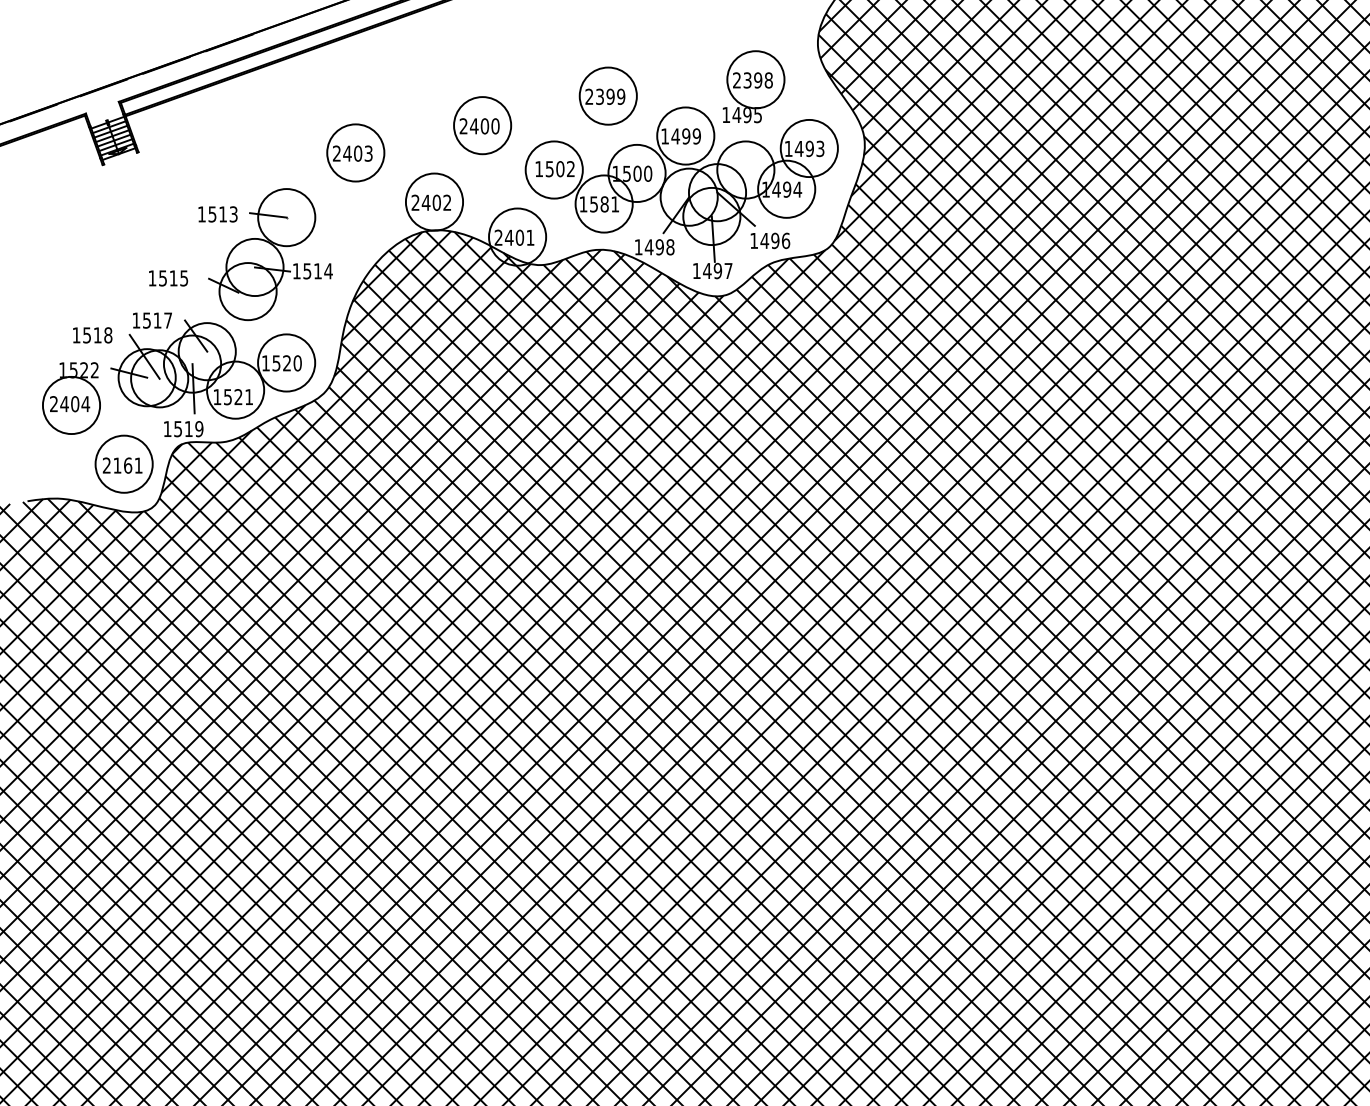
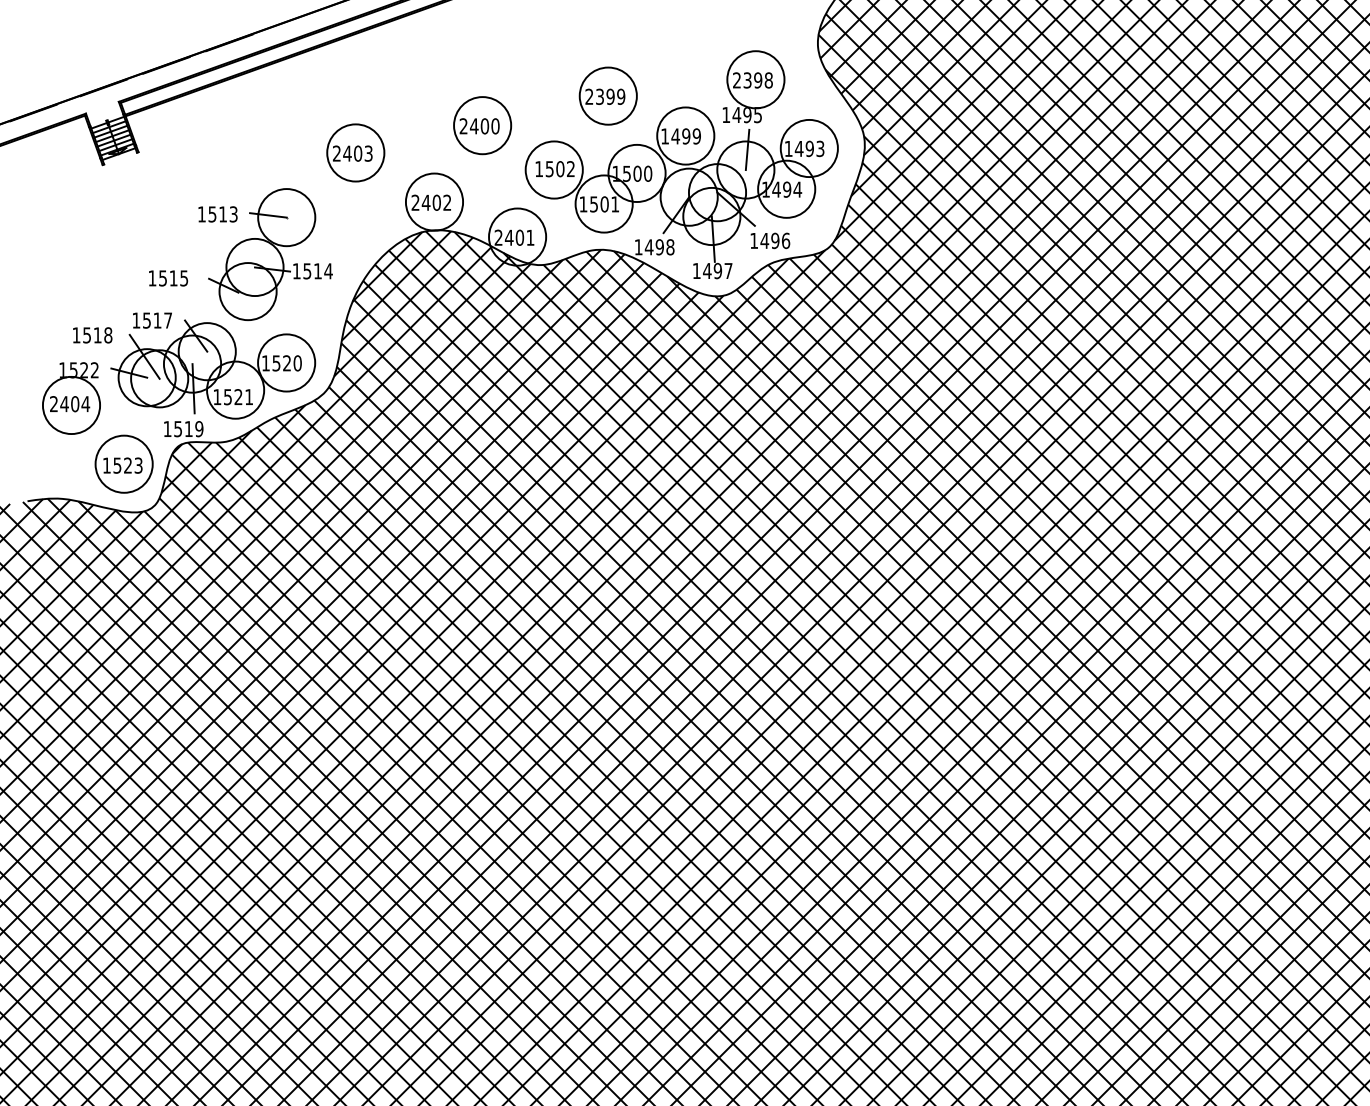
line: none -> present (747, 149)
text: 1581 -> 1501 (604, 204)
text: 2161 -> 1523 (122, 465)
